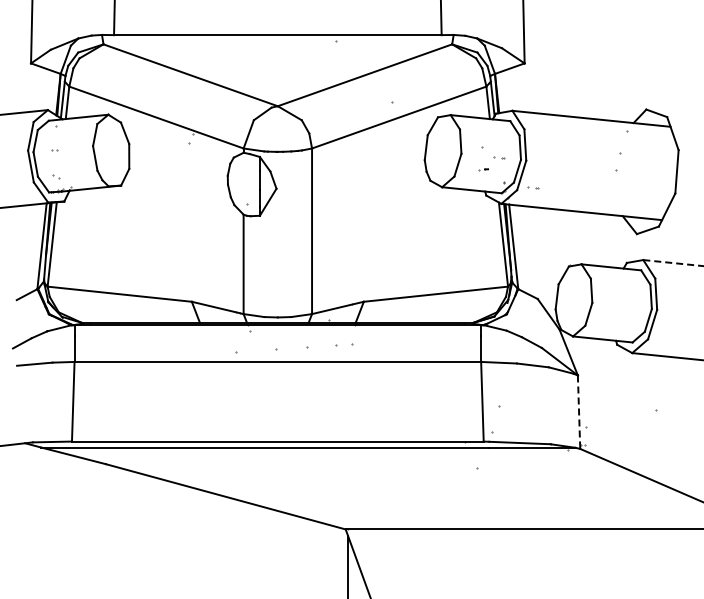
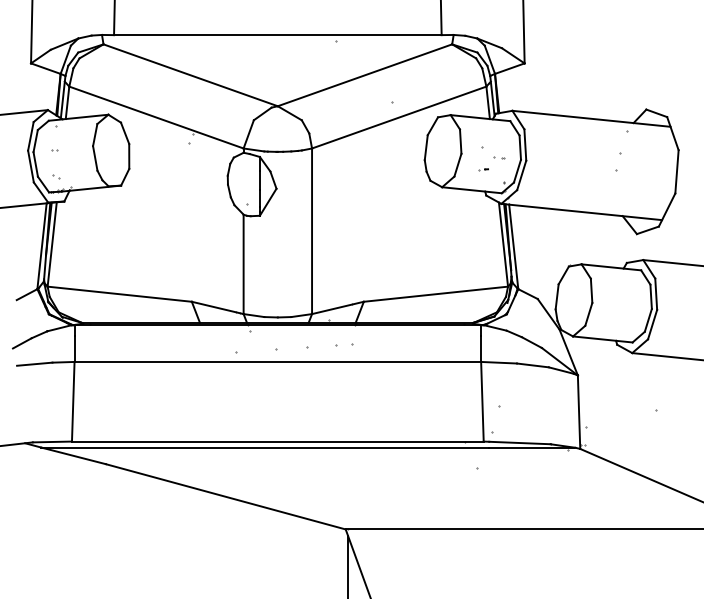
part: present -> none (533, 187)
line: dashed -> solid (674, 263)
line: dashed -> solid (579, 412)
